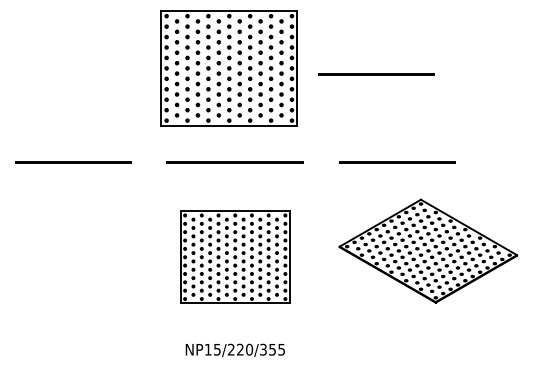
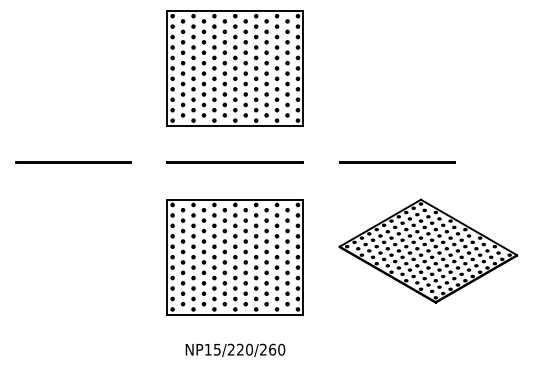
part position: (228, 68) -> (234, 68) (234, 68)
line: present -> none (376, 74)
part size: 111x94 px -> 138x117 px (234, 257)
text: NP15/220/355 -> NP15/220/260 (272, 349)
